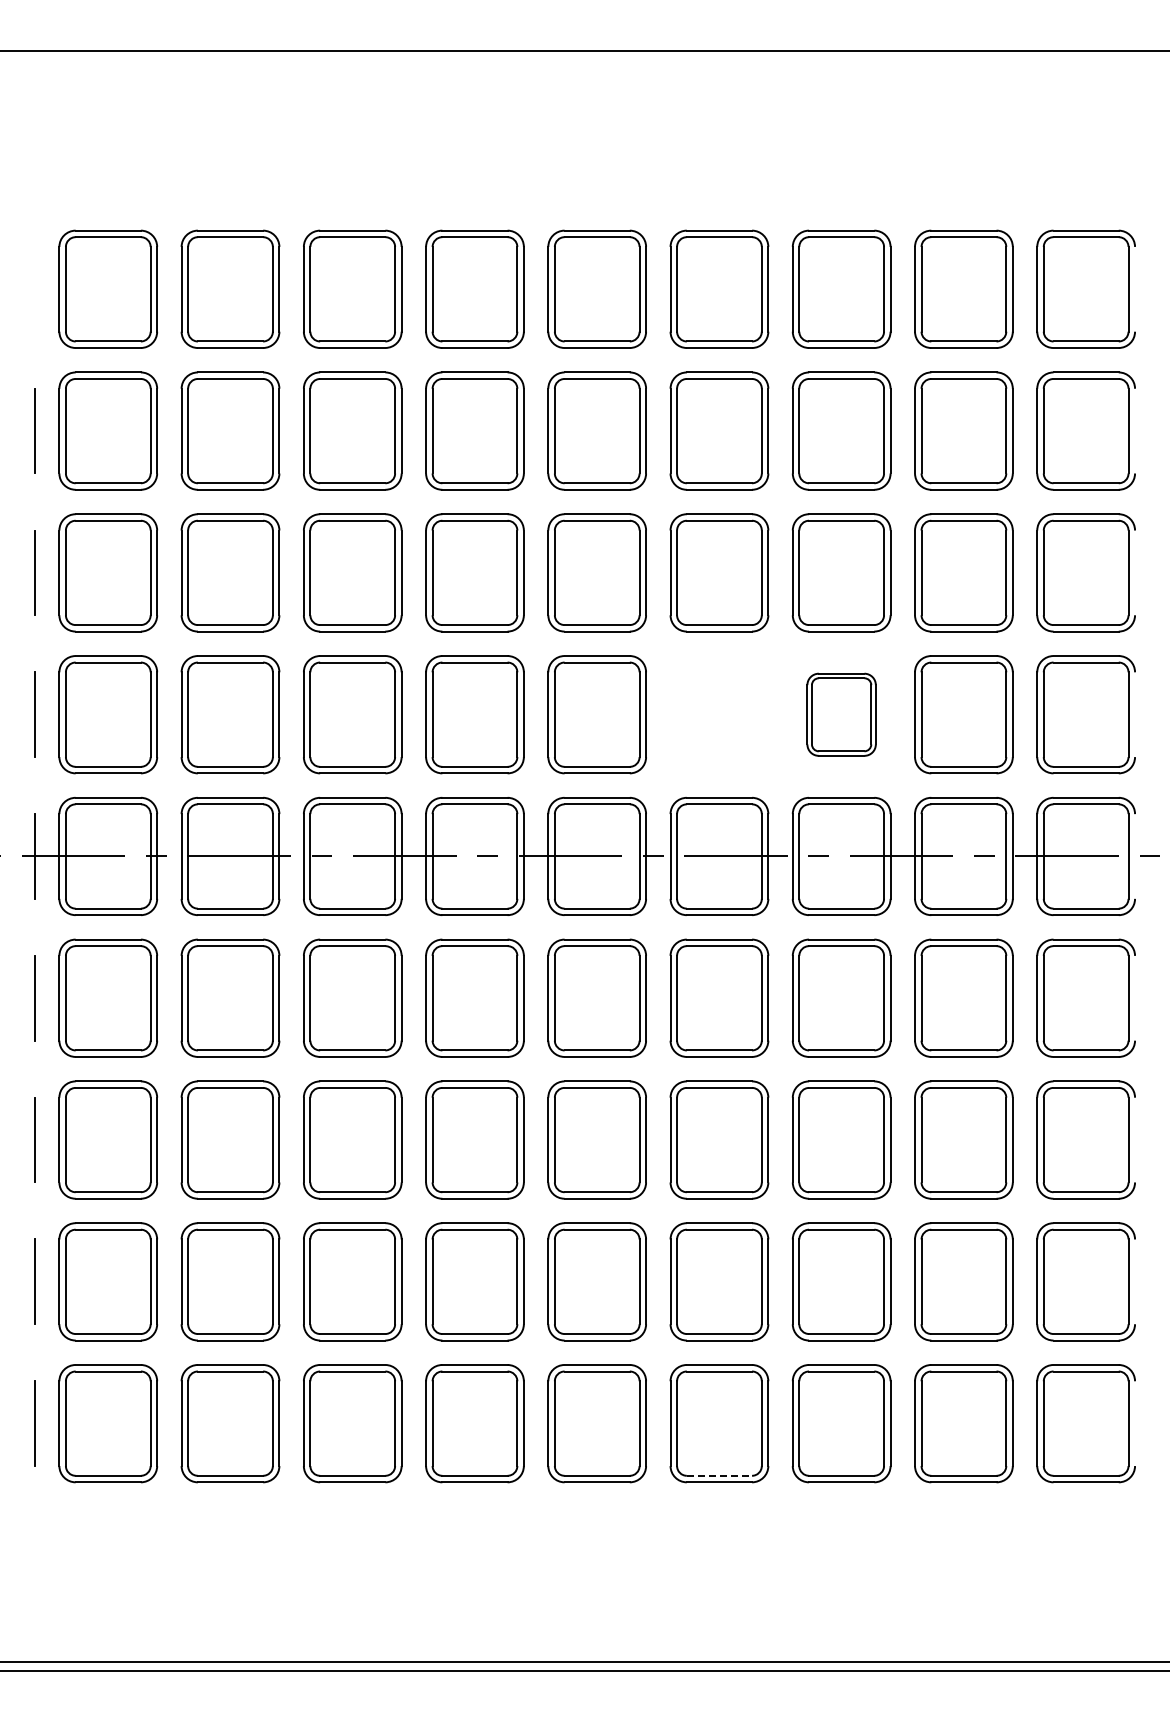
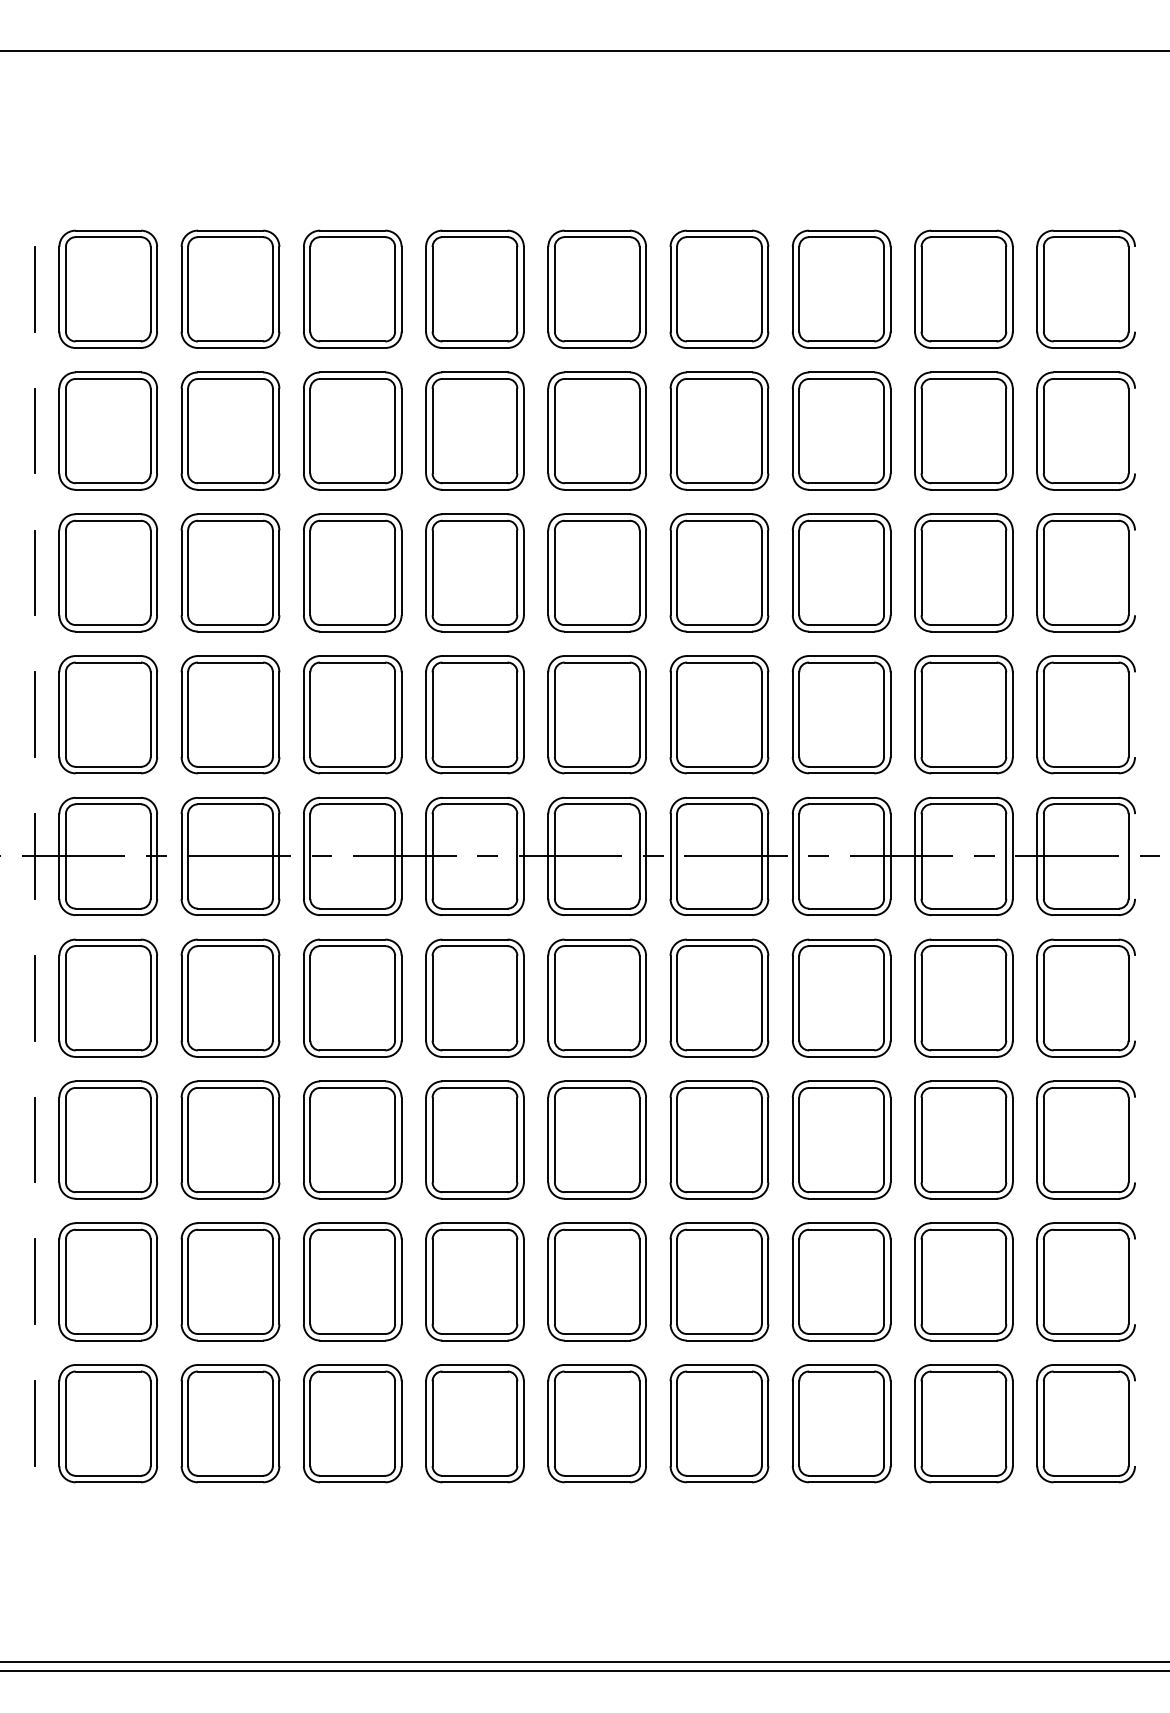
line: none -> present (34, 288)
part: none -> present (719, 714)
part size: 71x85 px -> 101x120 px (841, 714)
line: dashed -> solid (719, 1475)
